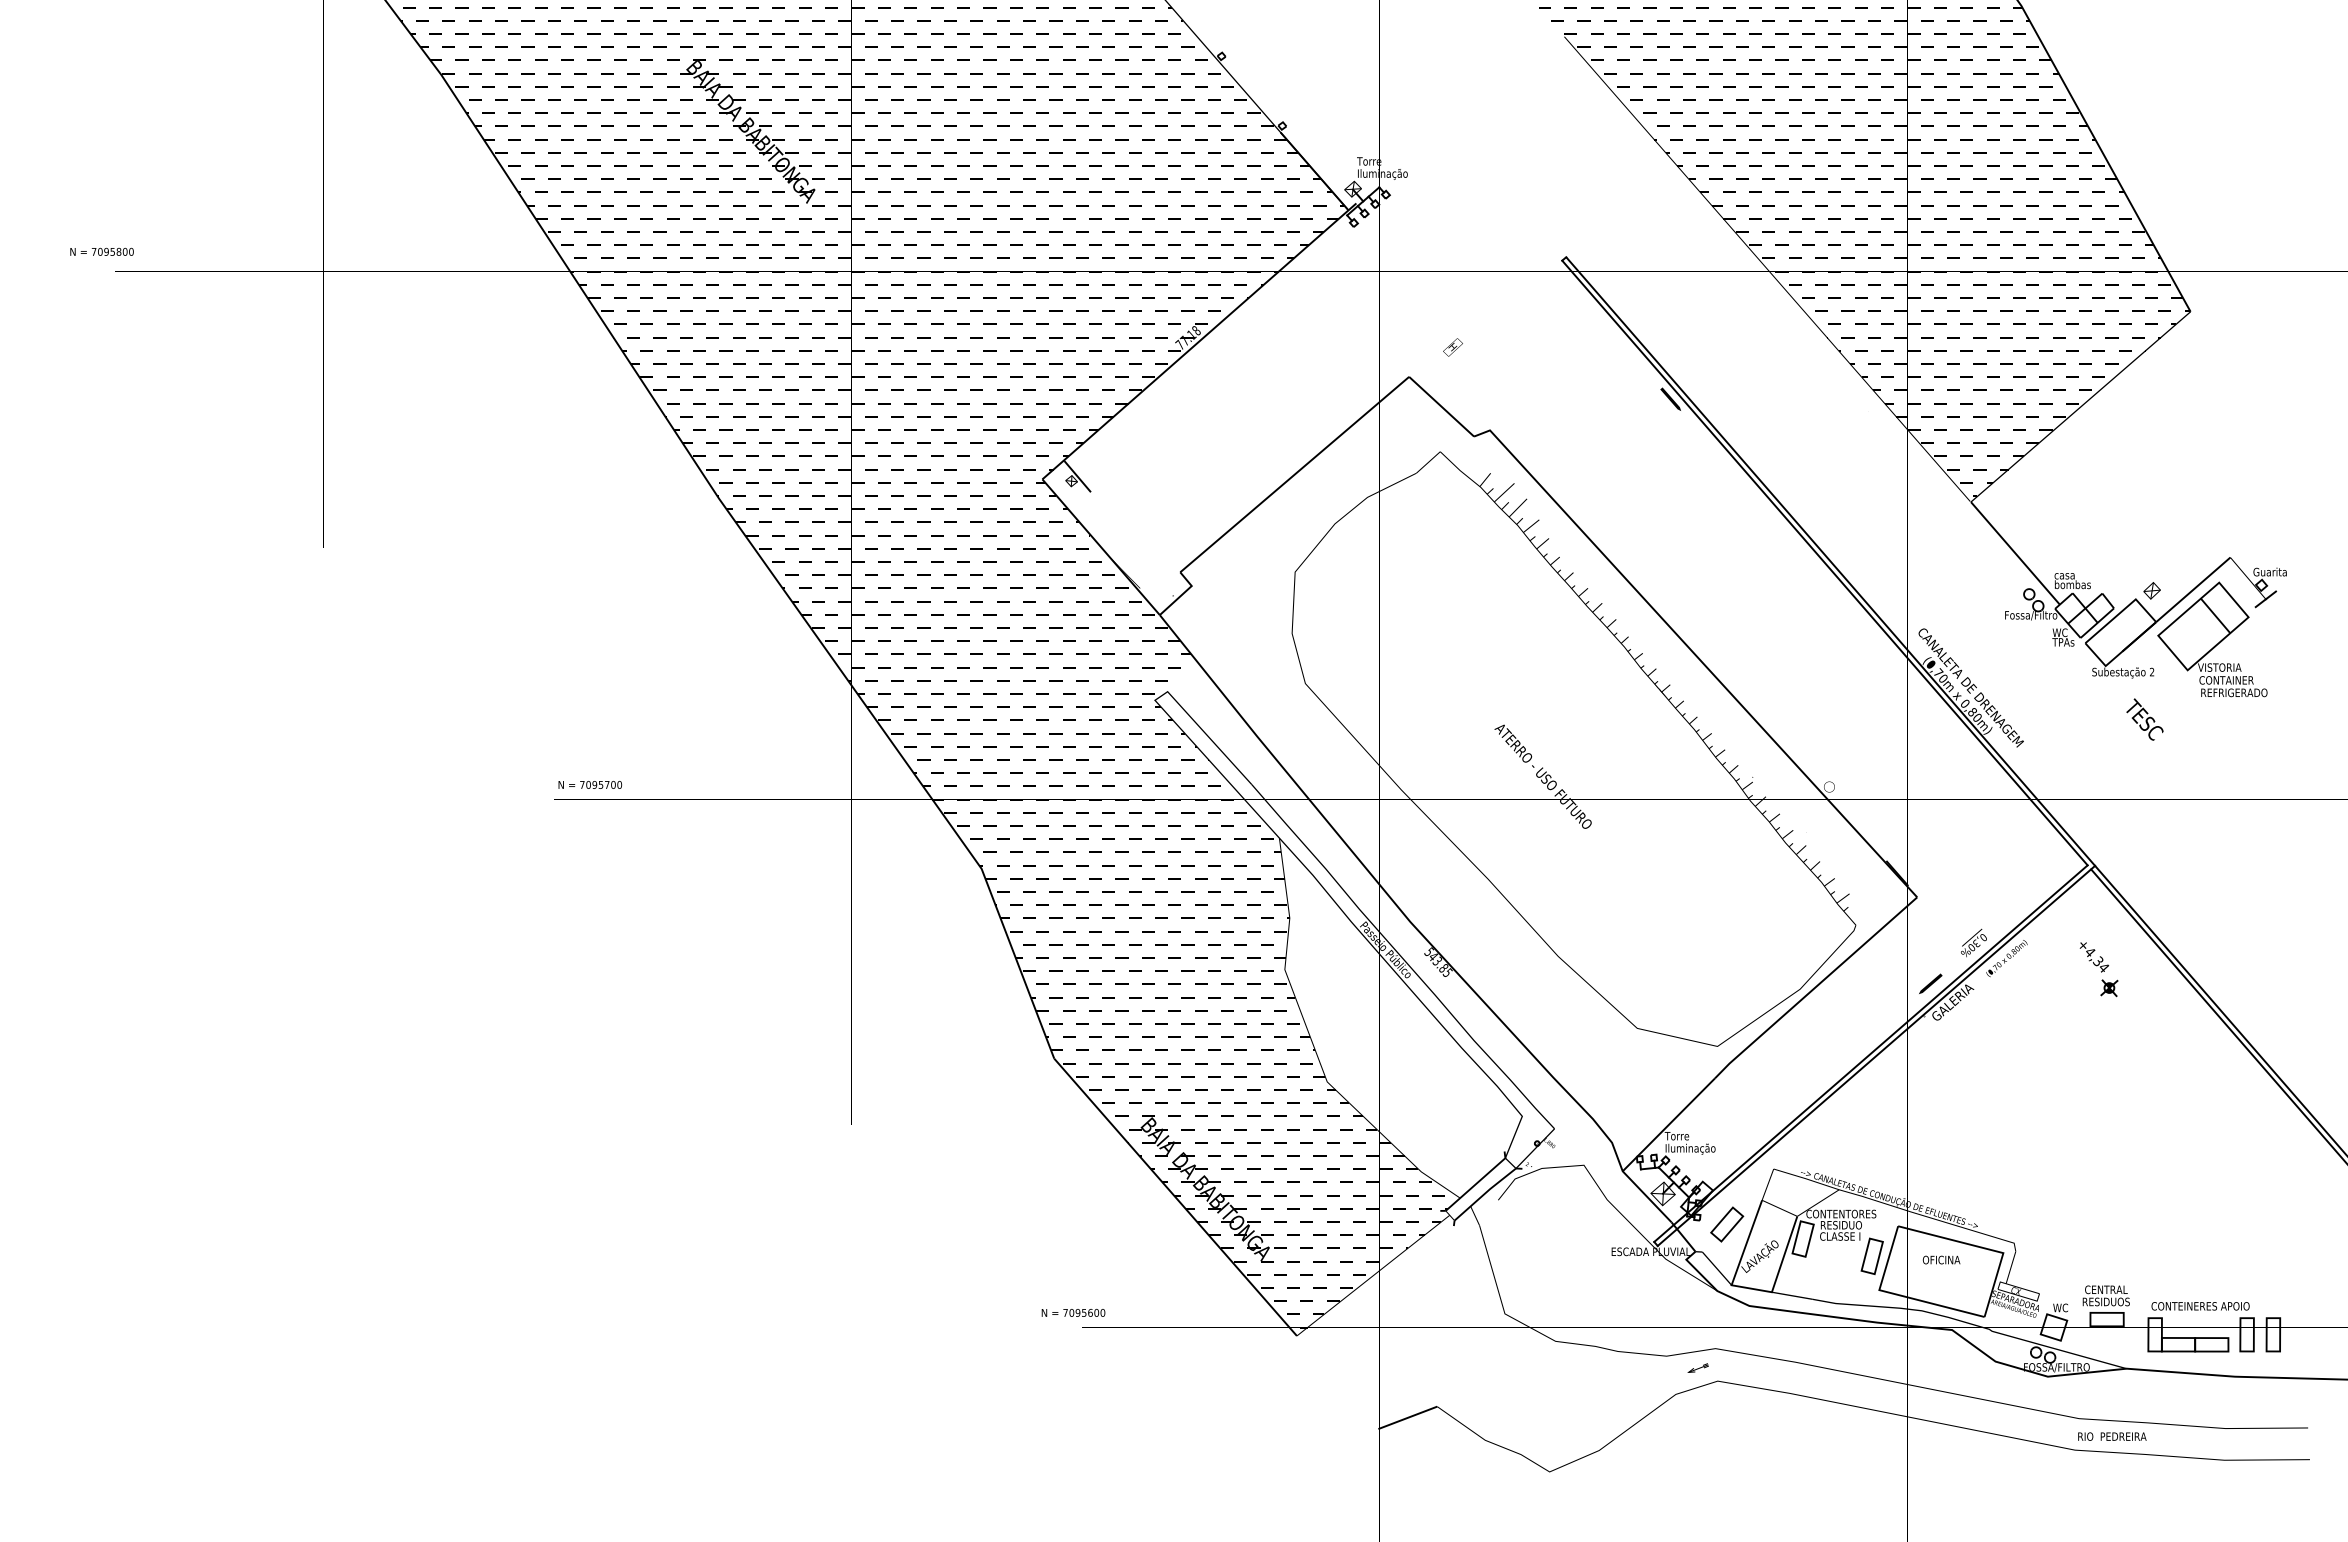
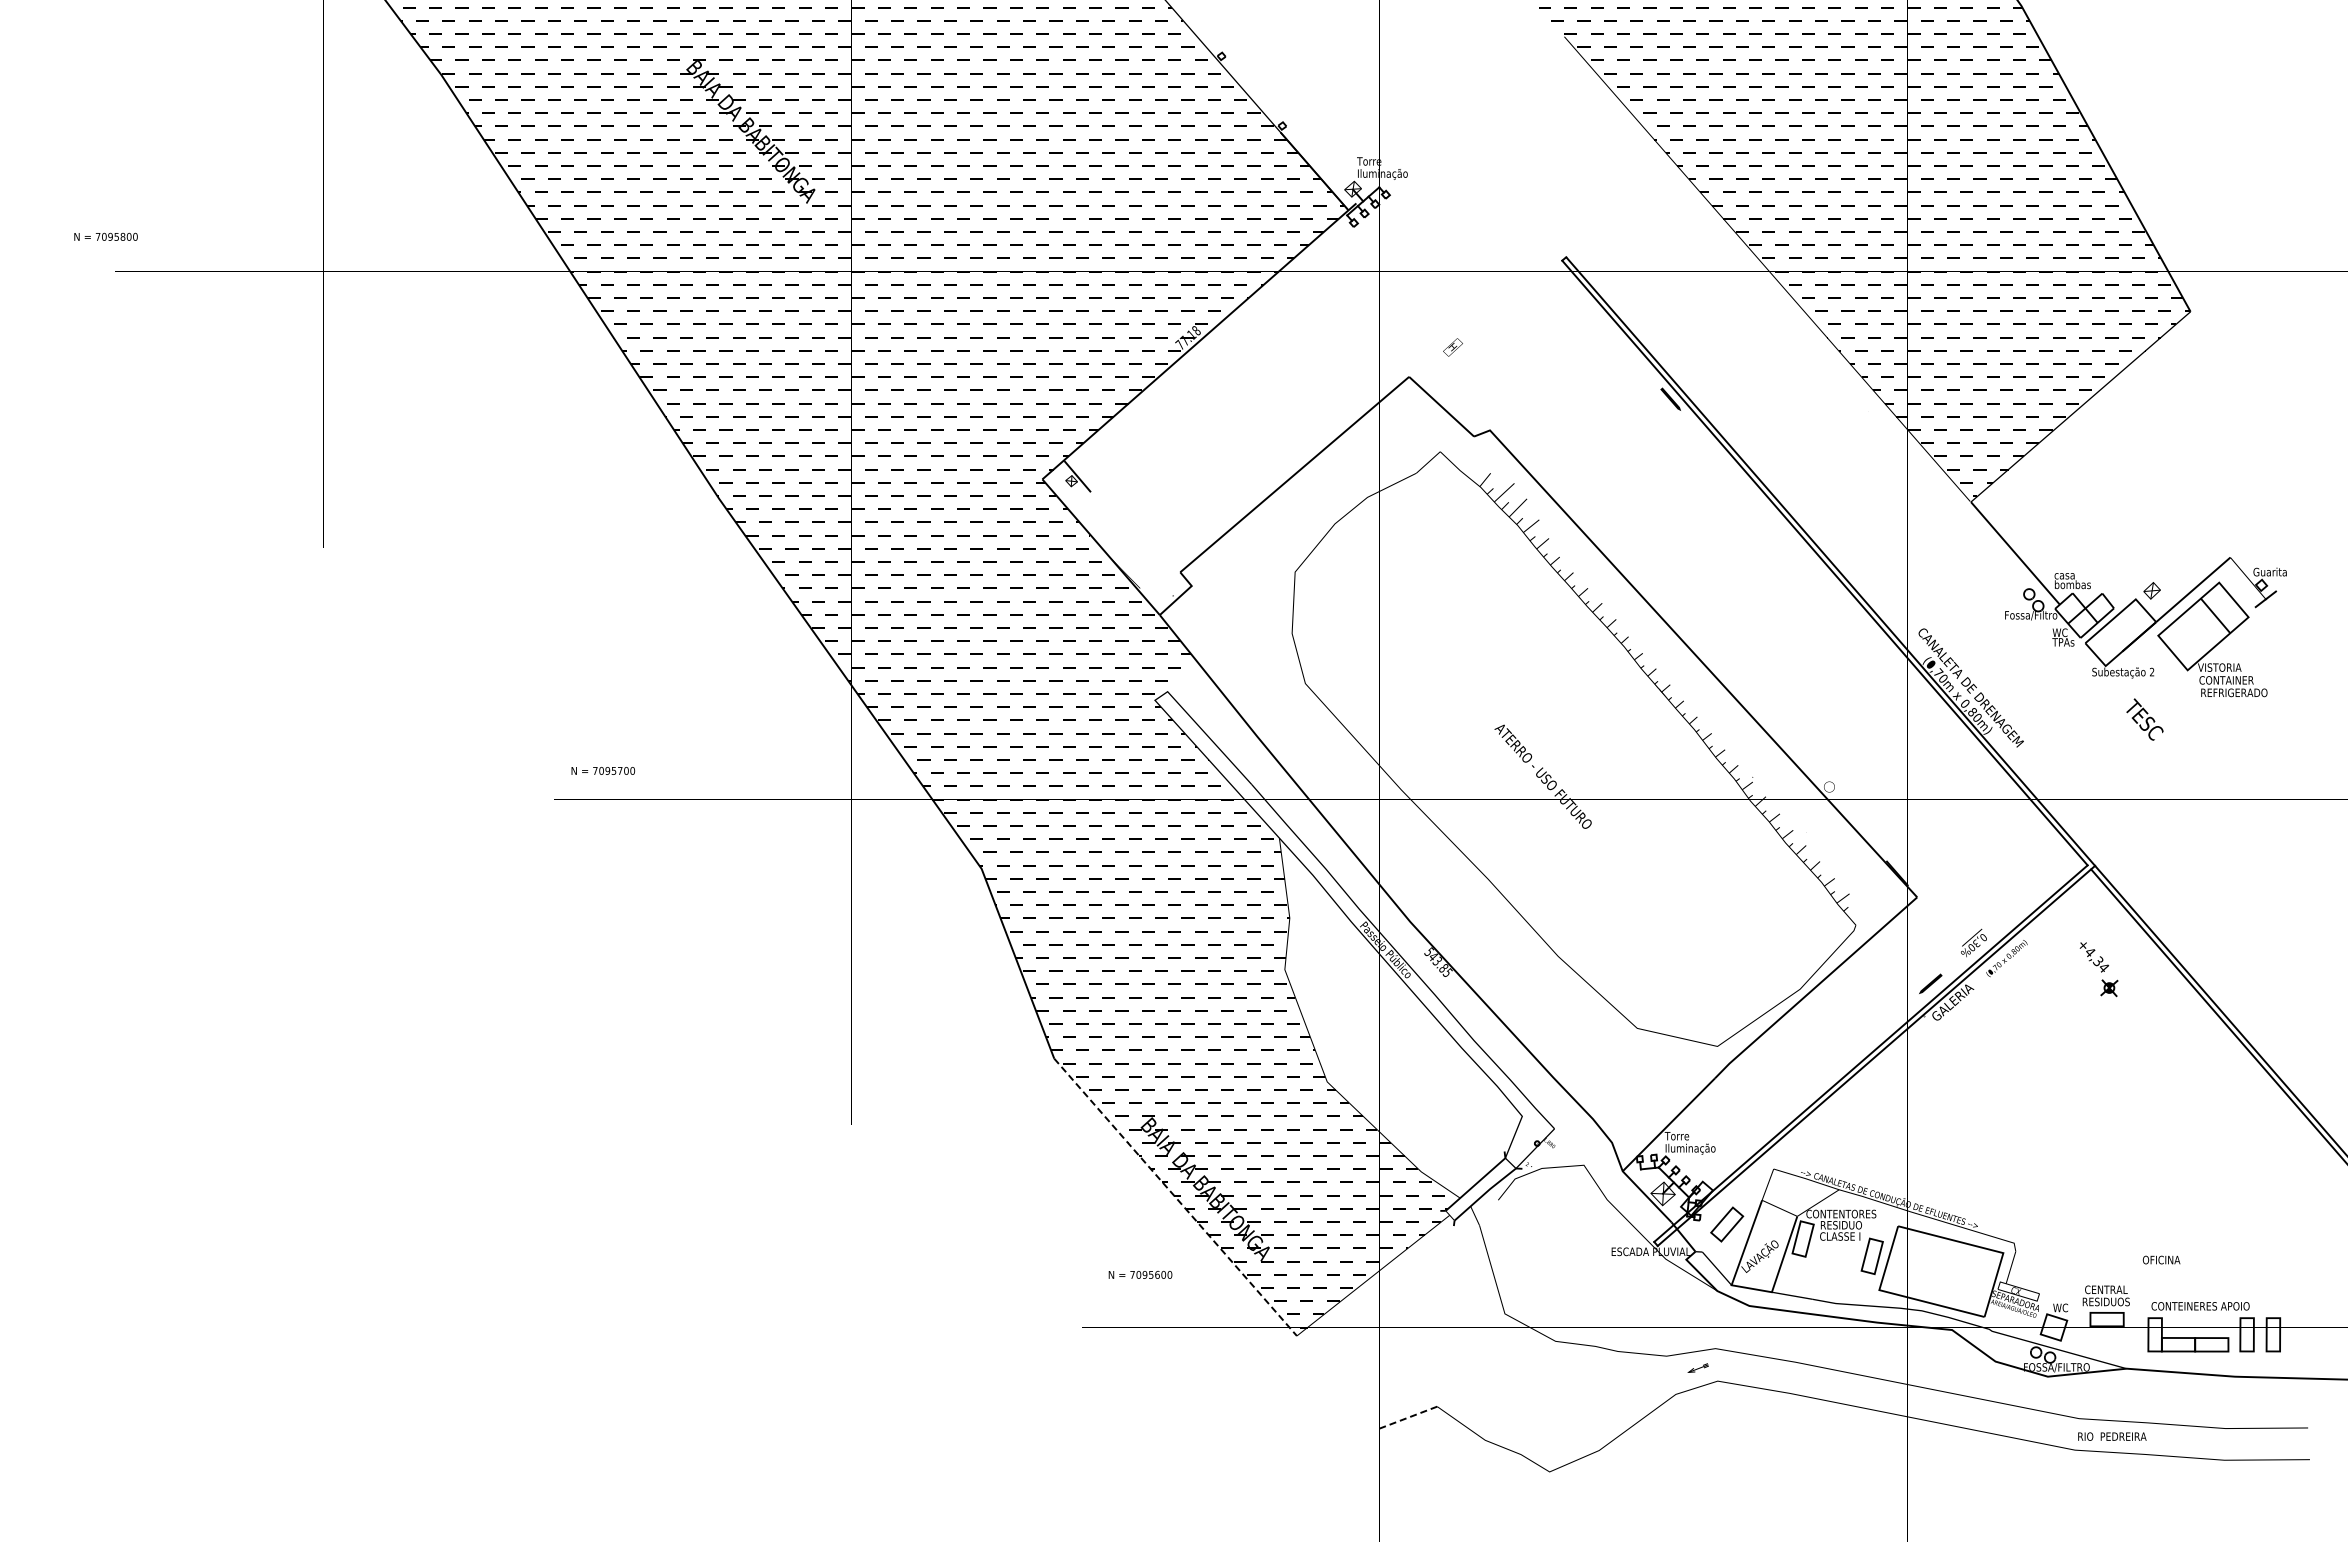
text position: (101, 251) -> (105, 236) (105, 236)
text position: (589, 784) -> (602, 770) (602, 770)
line: solid -> dashed (1175, 1197)
text position: (1941, 1259) -> (2161, 1259) (2161, 1259)
text position: (1073, 1312) -> (1140, 1274) (1140, 1274)
line: solid -> dashed (1407, 1417)
